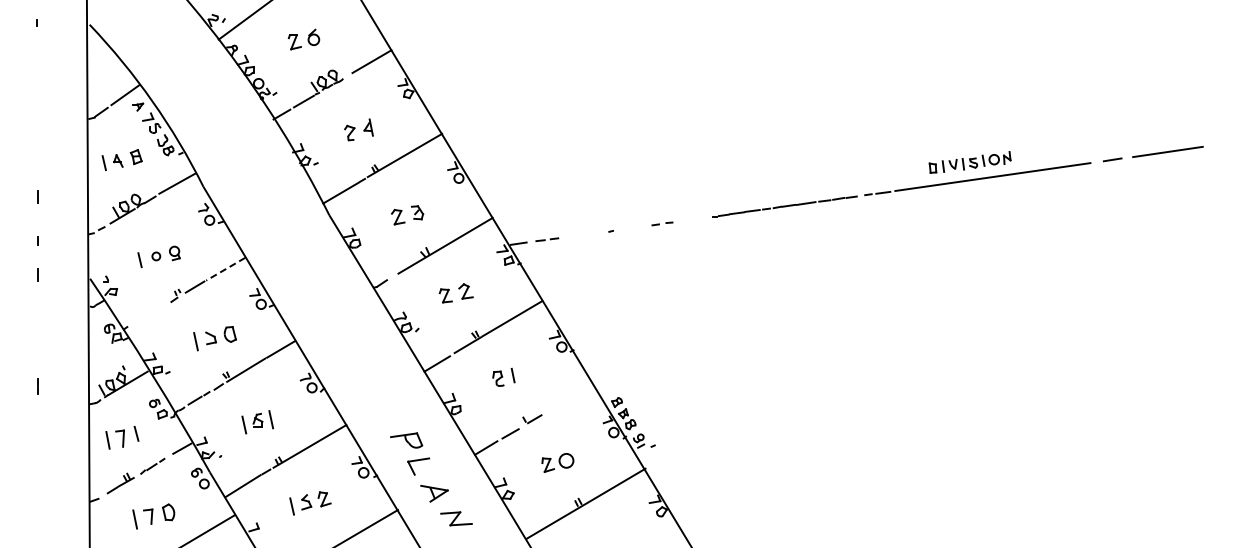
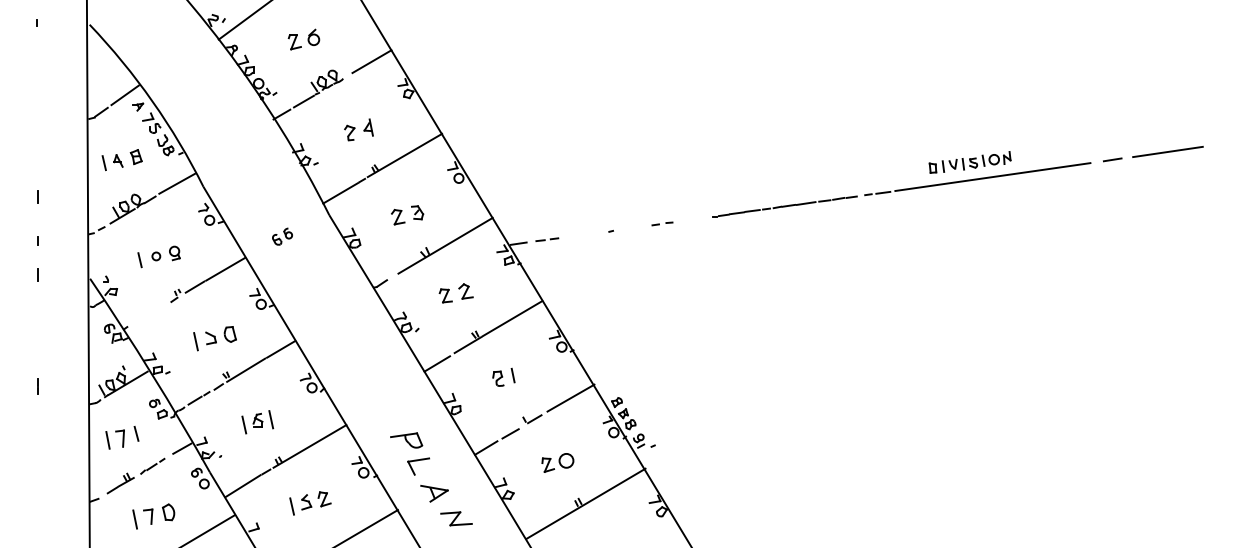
part: none -> present (282, 236)
line: dashed -> solid (225, 269)
line: none -> present (570, 397)
